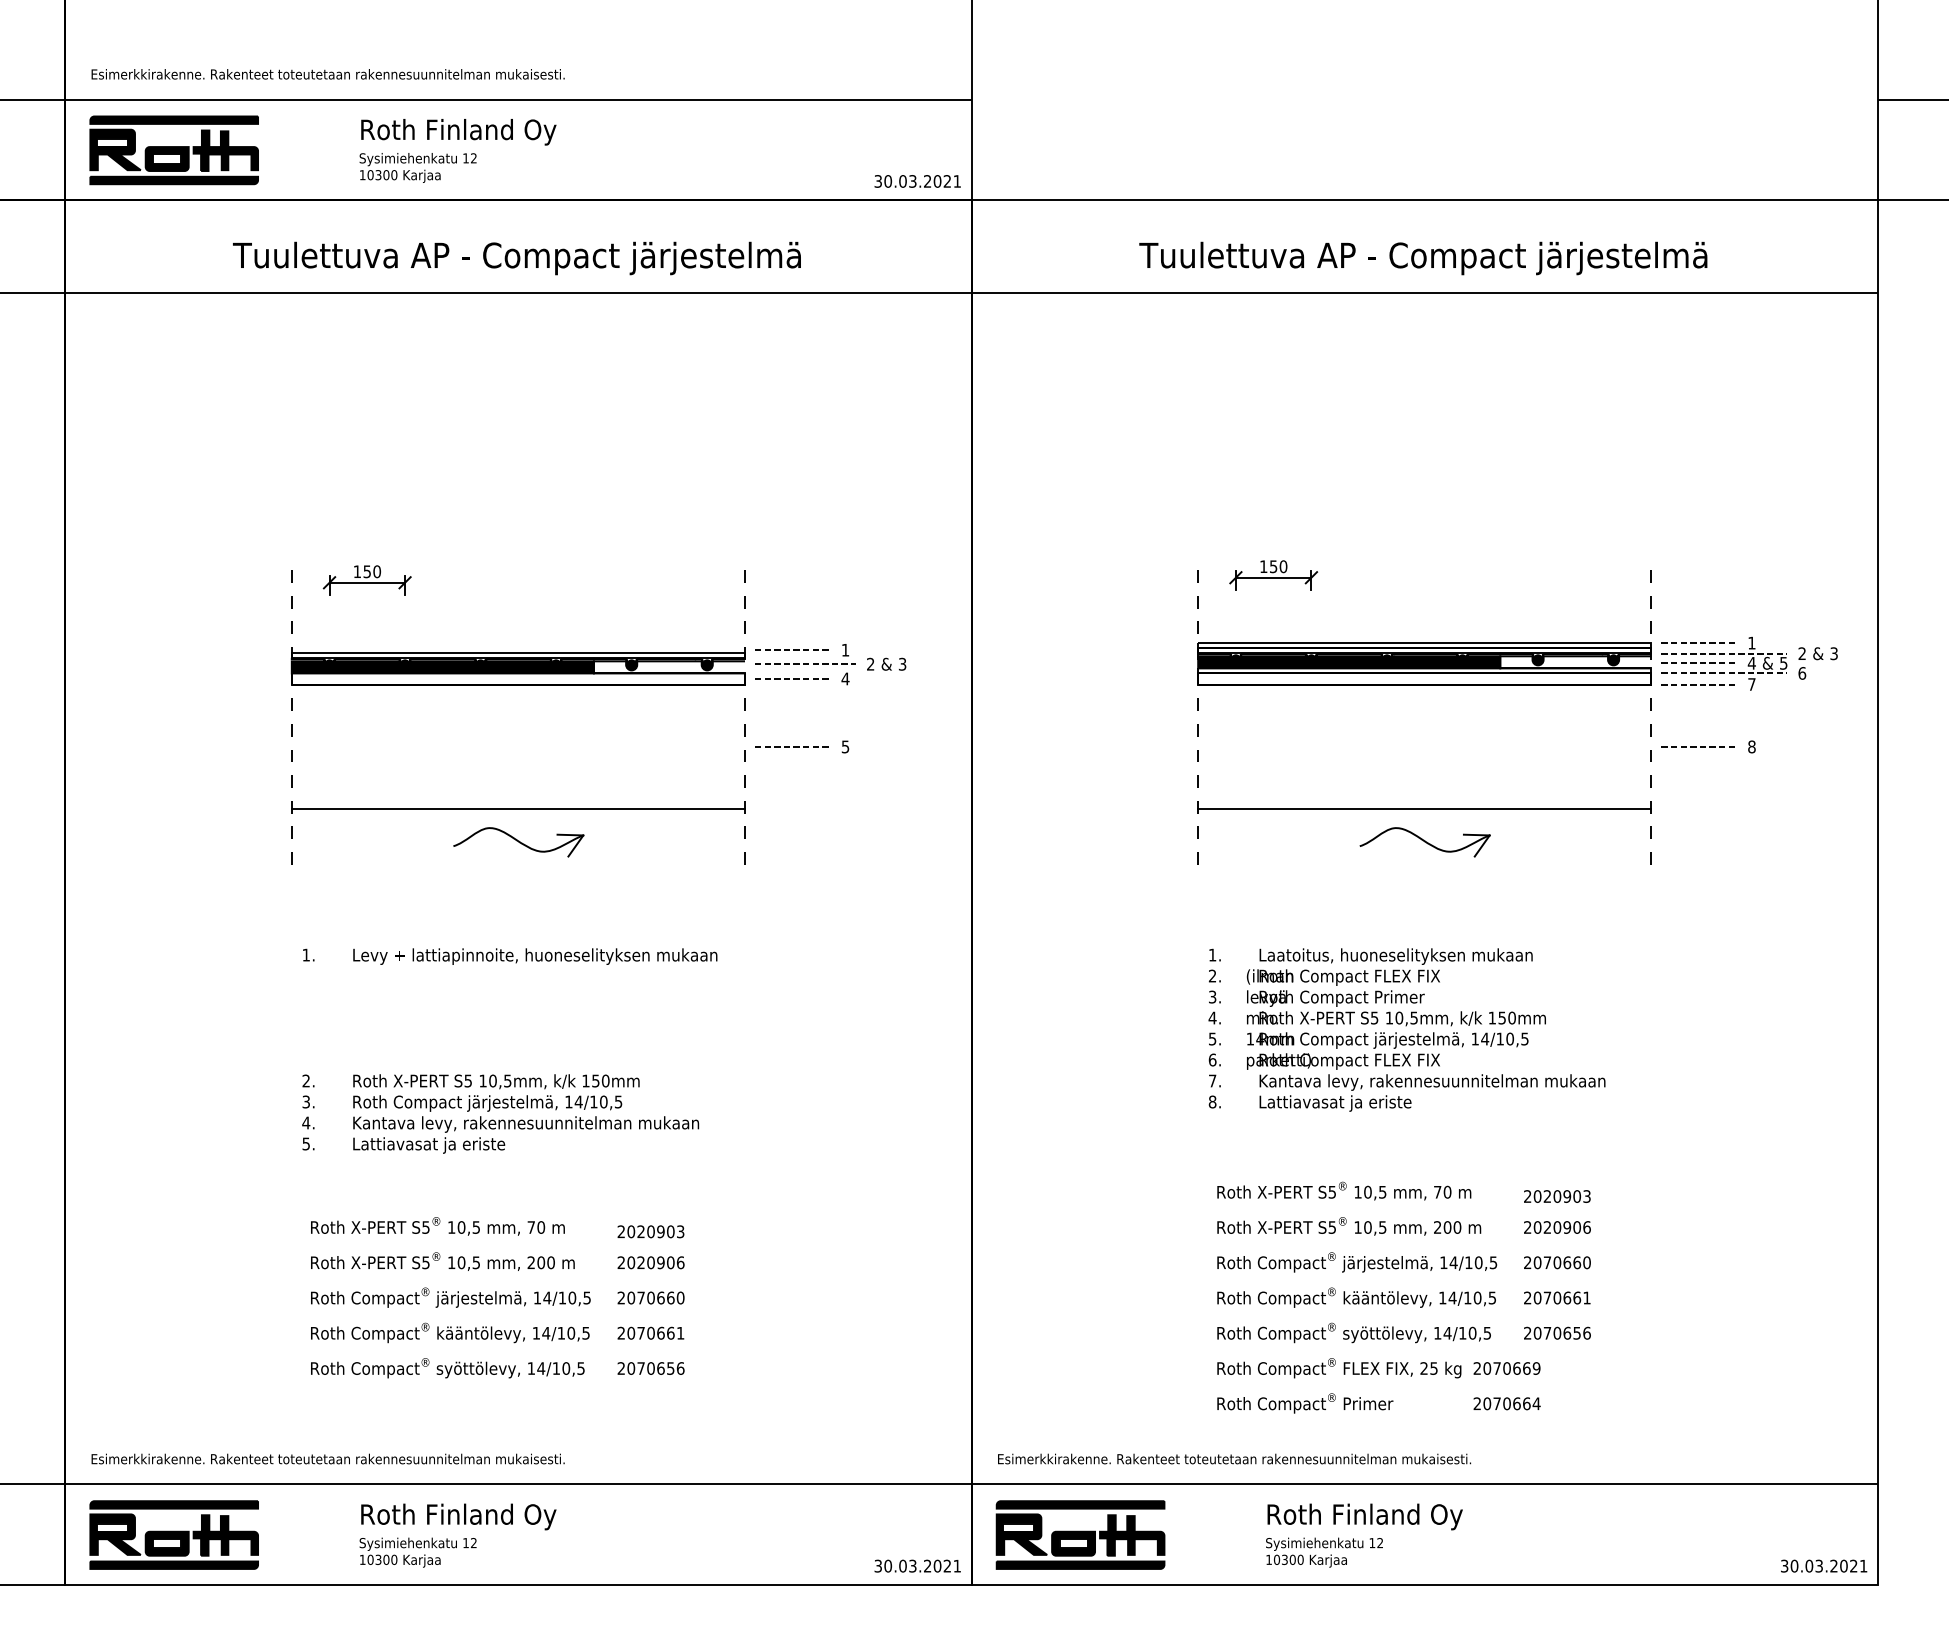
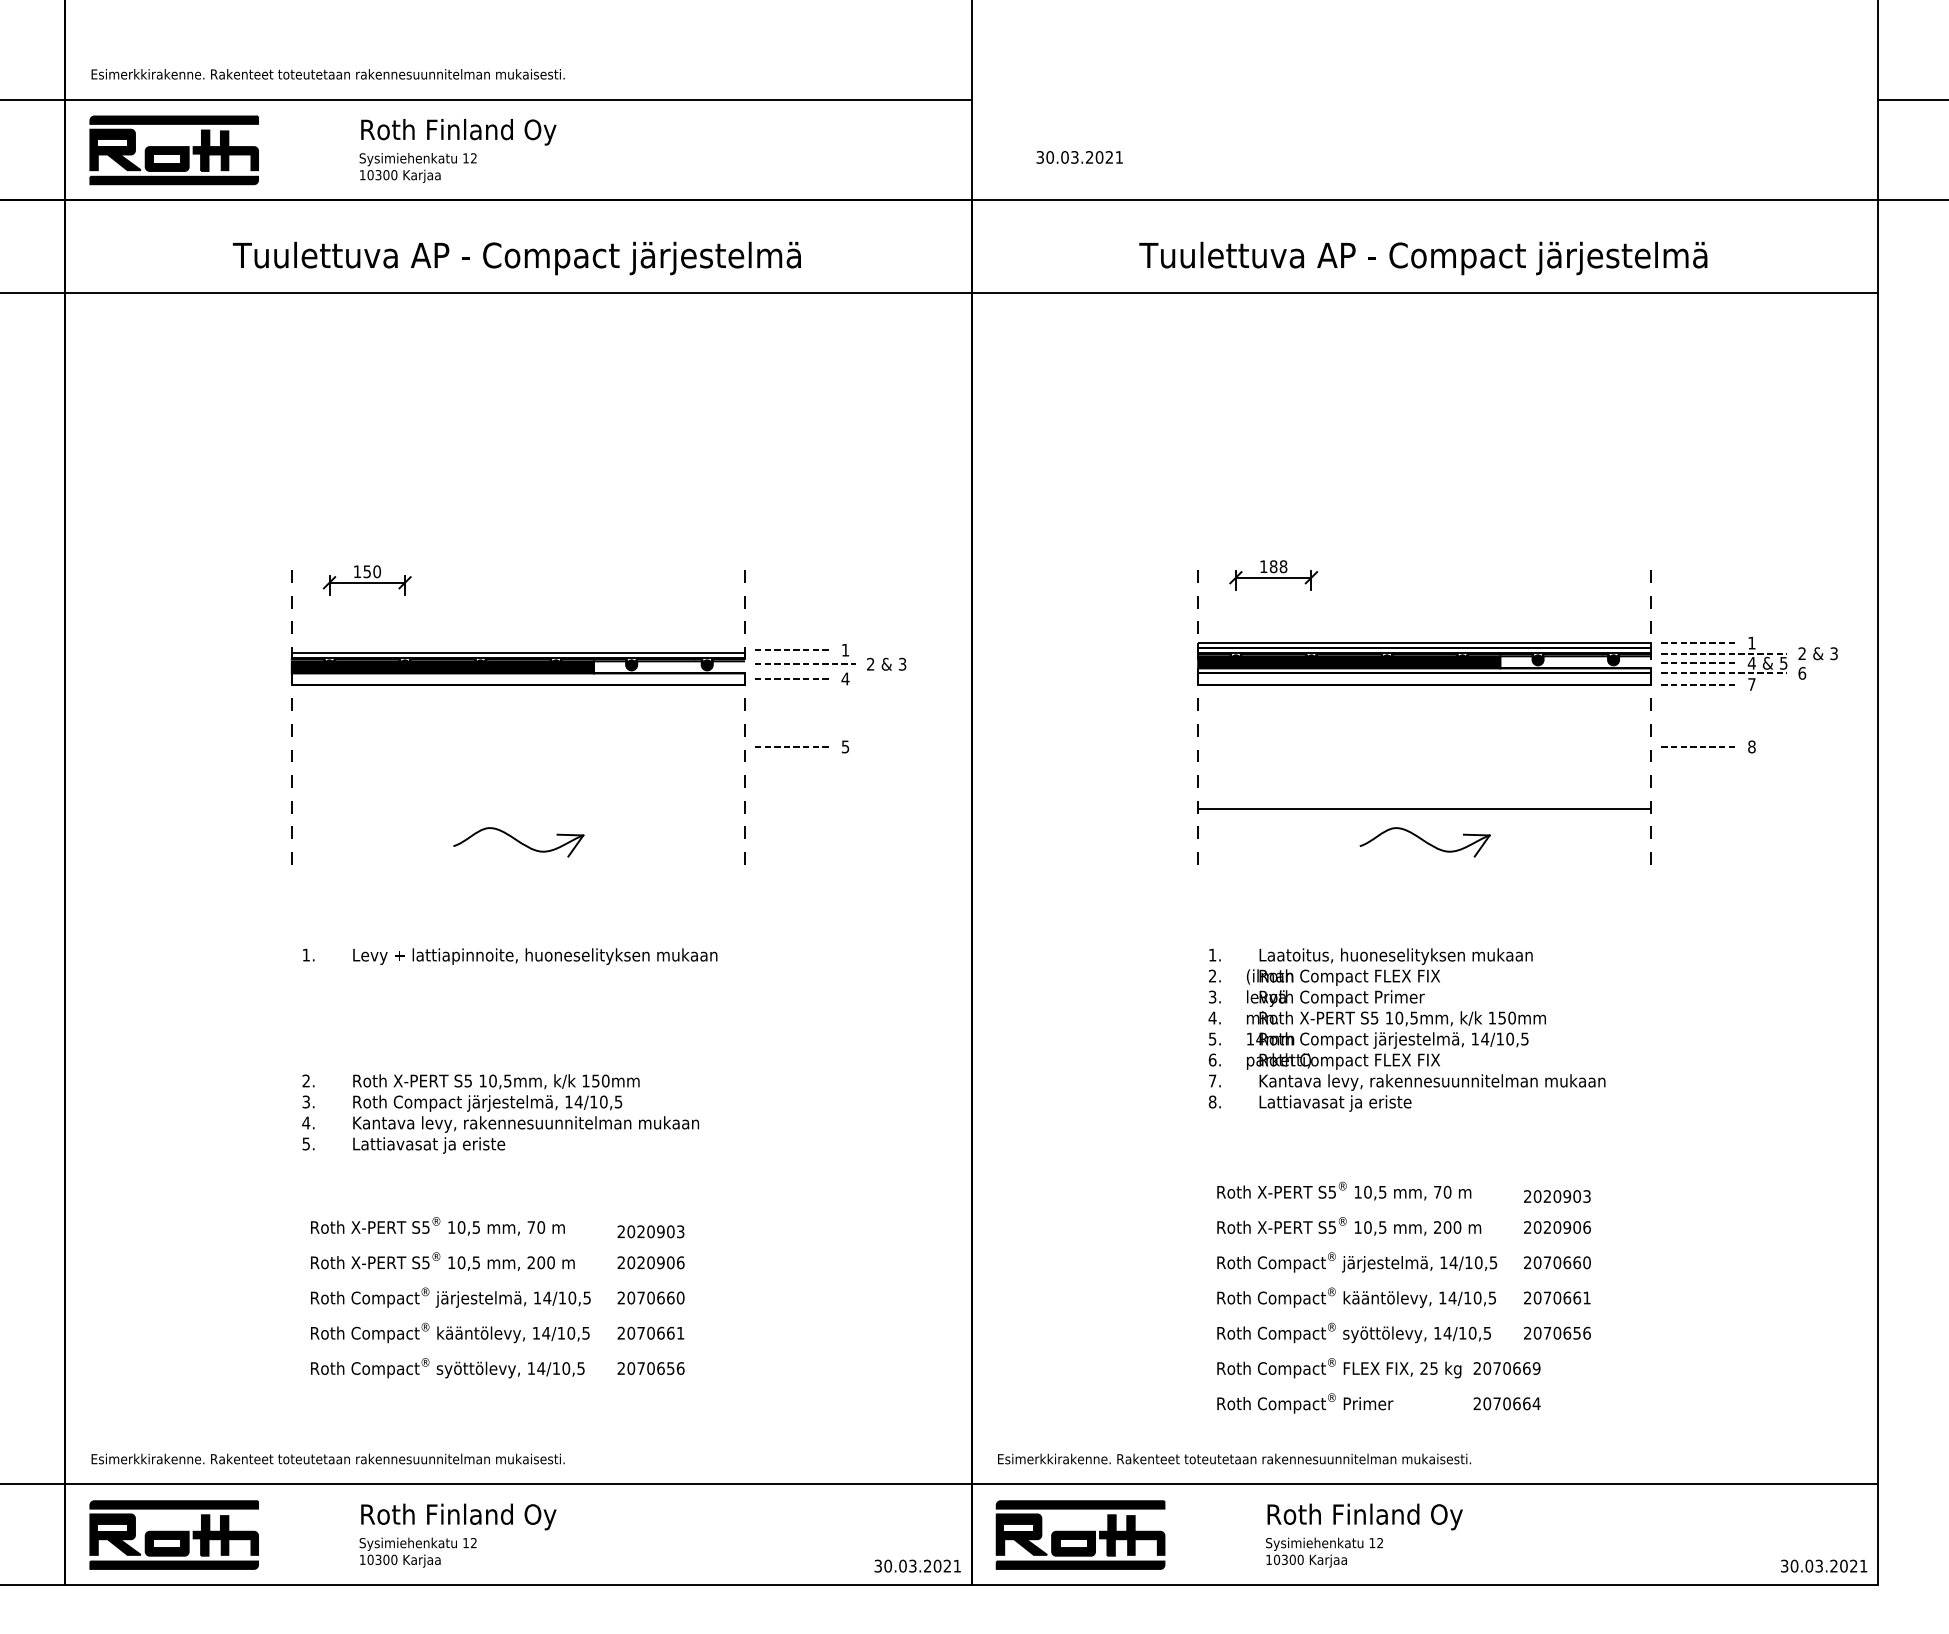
text position: (917, 181) -> (1079, 157) (1079, 157)
text: 150 -> 188 (1278, 566)
line: present -> none (517, 809)
